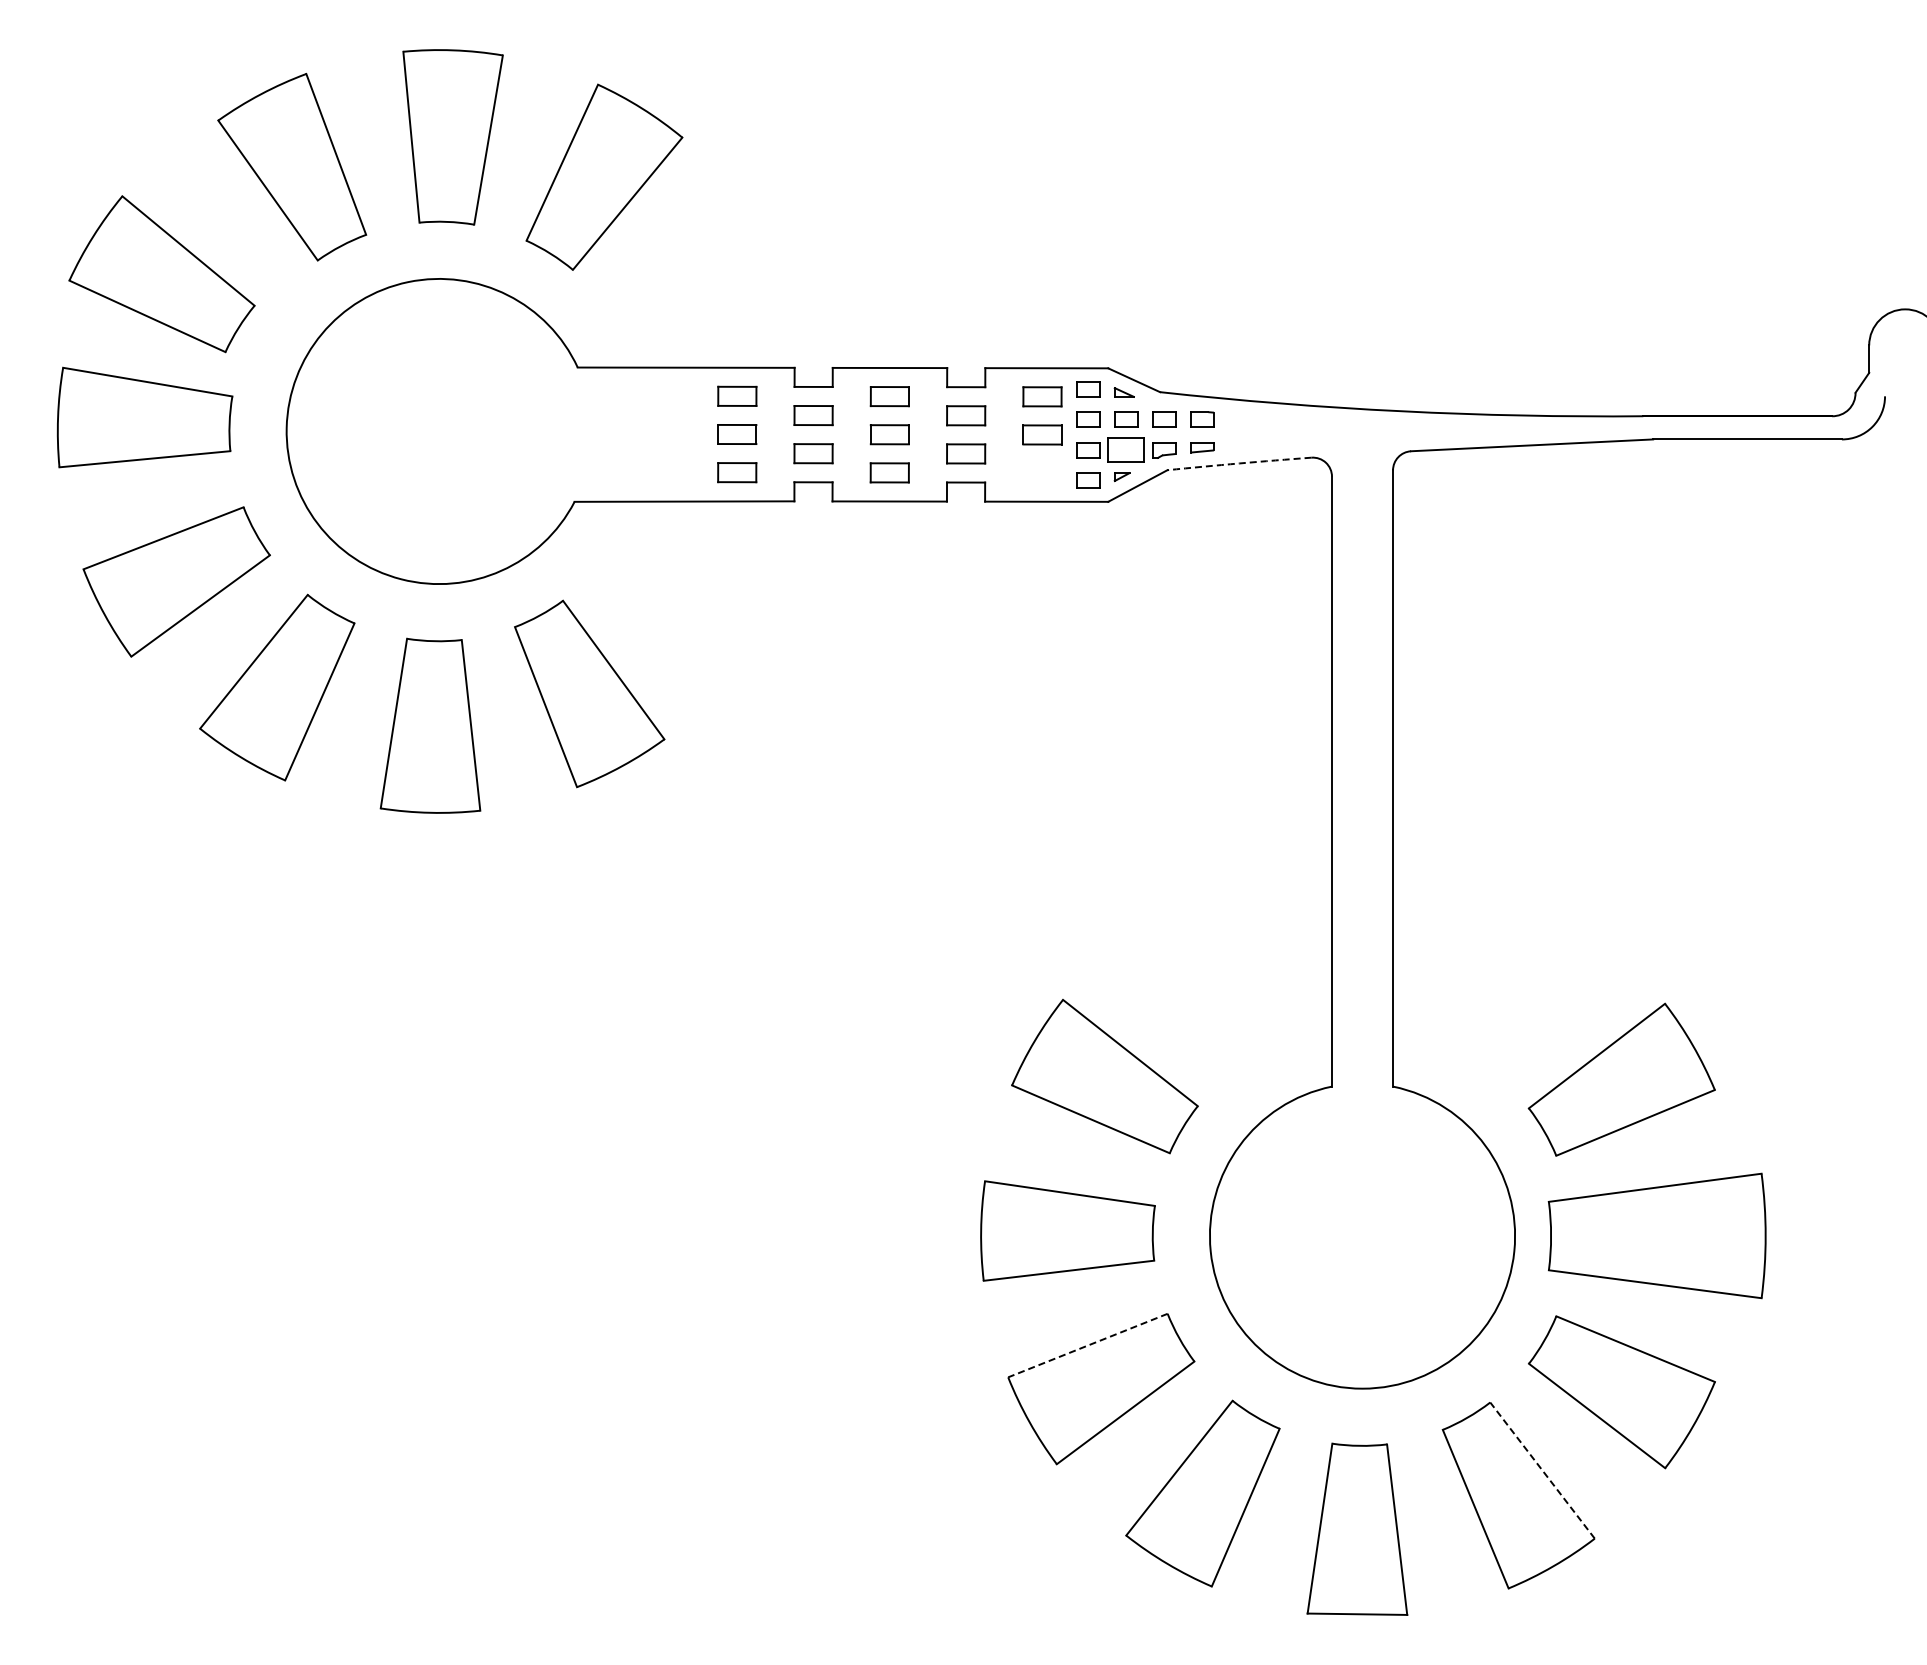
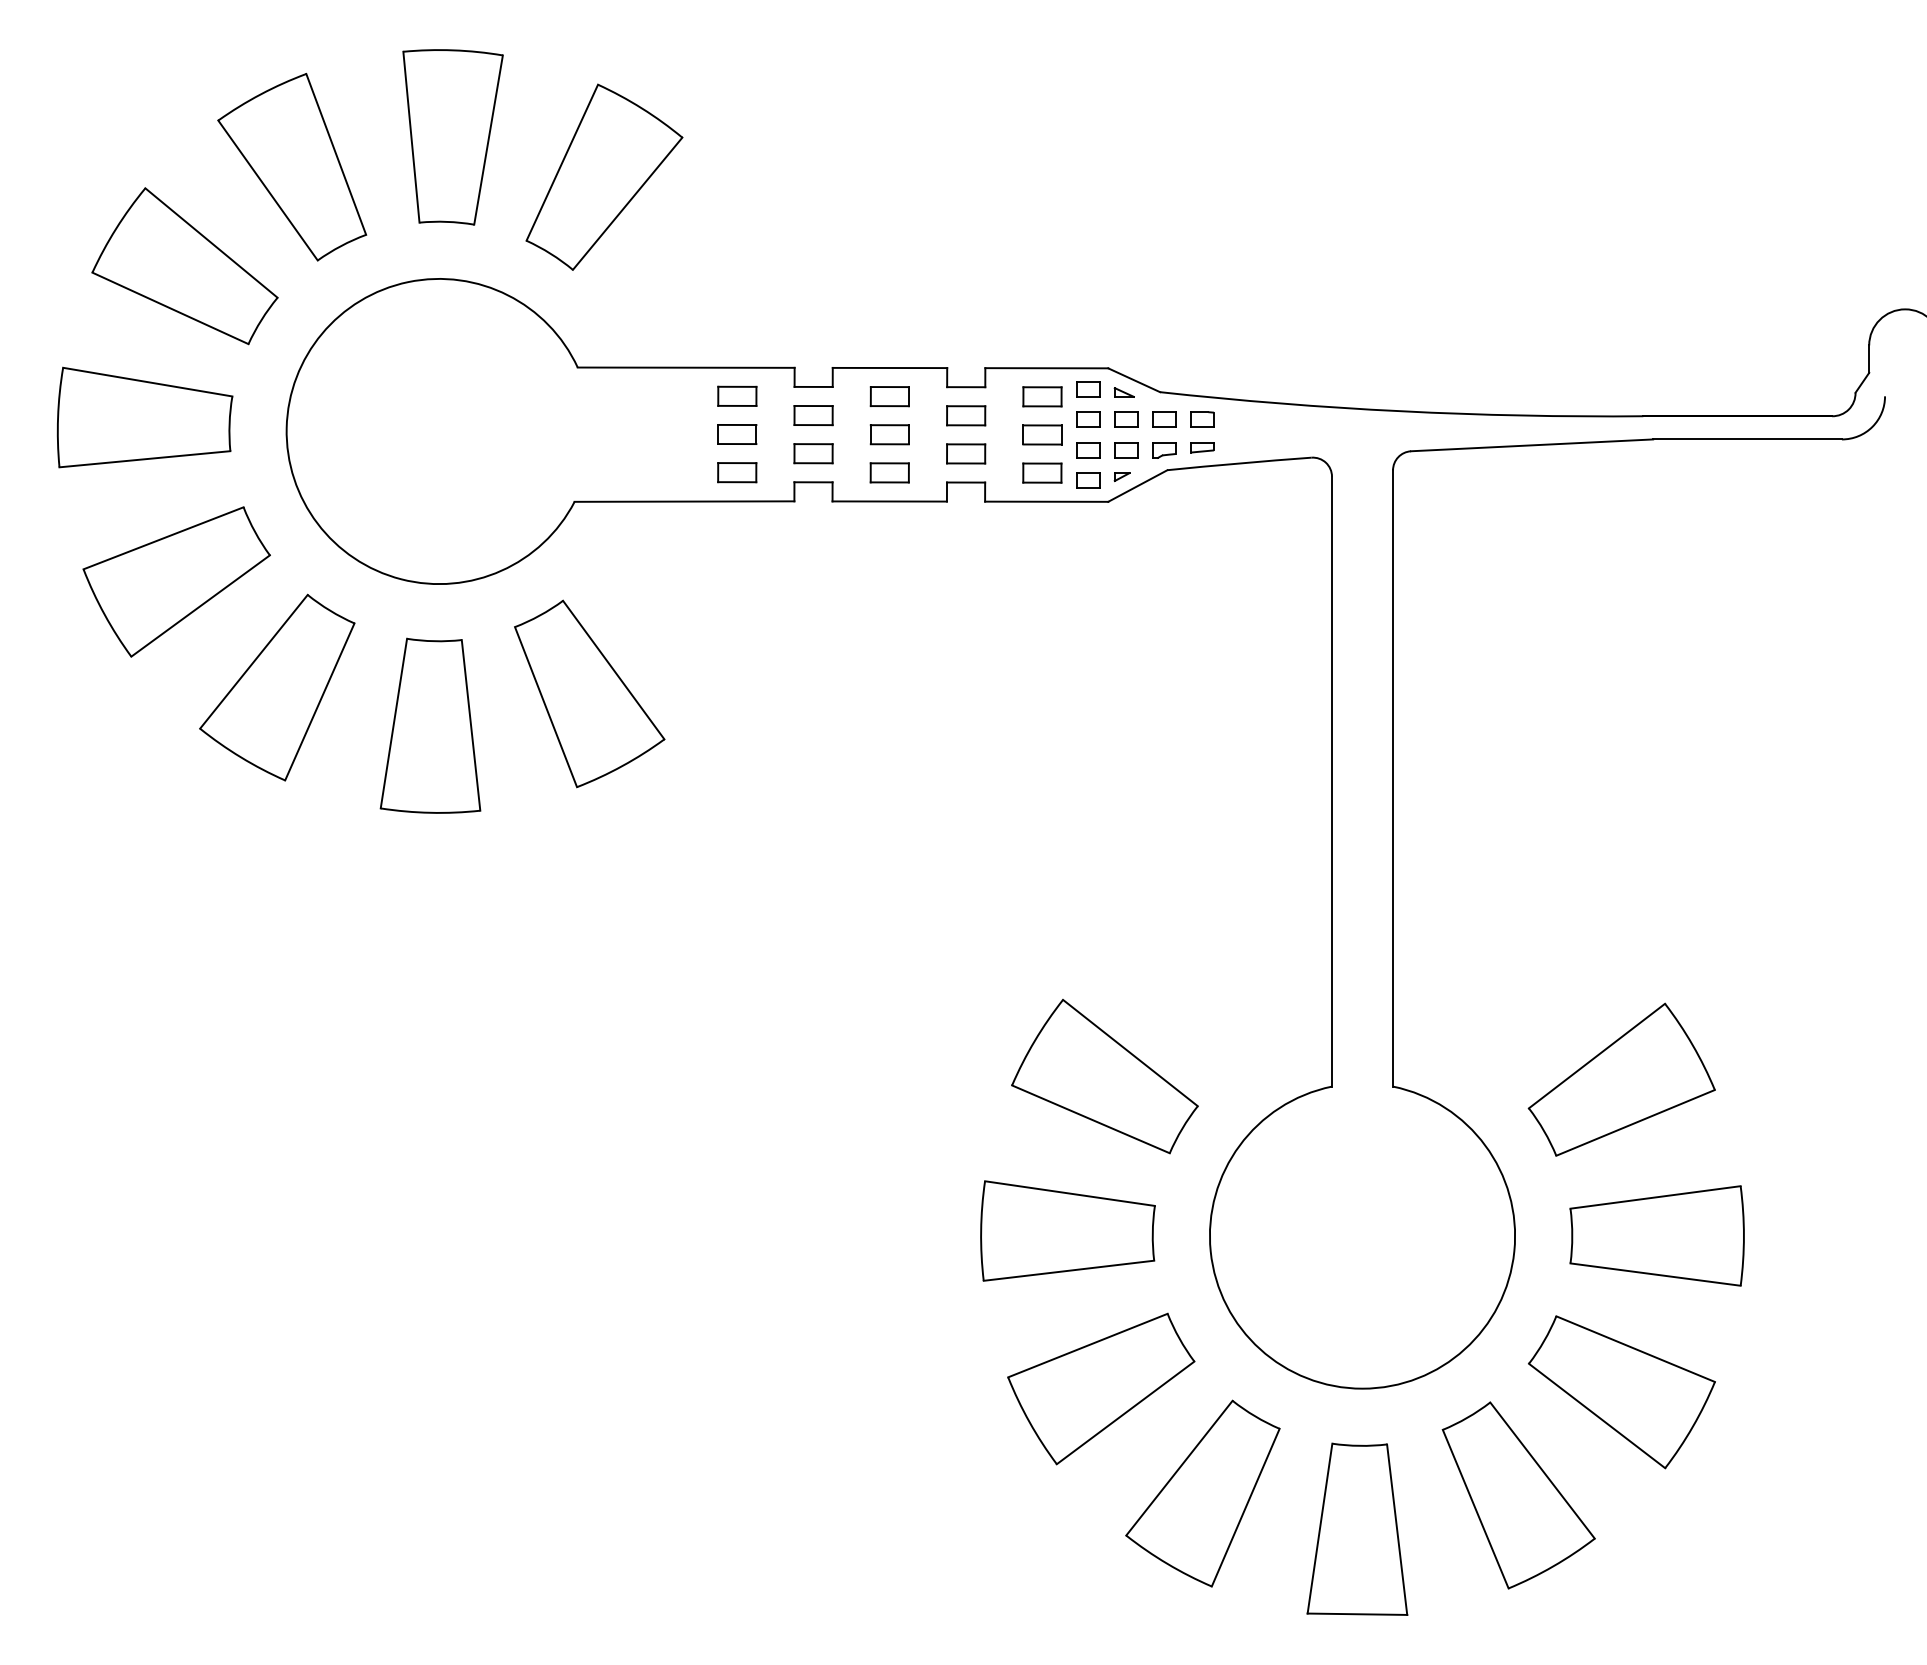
part position: (161, 274) -> (184, 266) (184, 266)
part size: 38x26 px -> 25x17 px (1126, 450)
arc: dashed -> solid (1239, 463)
part: none -> present (1042, 472)
part size: 220x128 px -> 176x102 px (1656, 1235)
line: dashed -> solid (1087, 1345)
line: dashed -> solid (1542, 1470)
